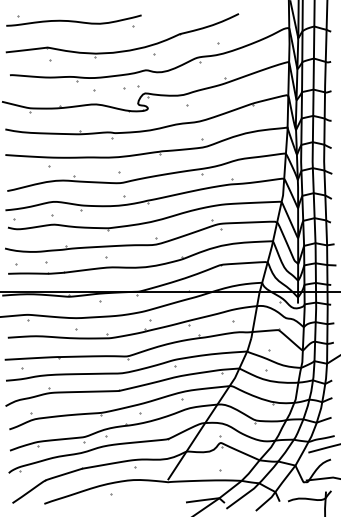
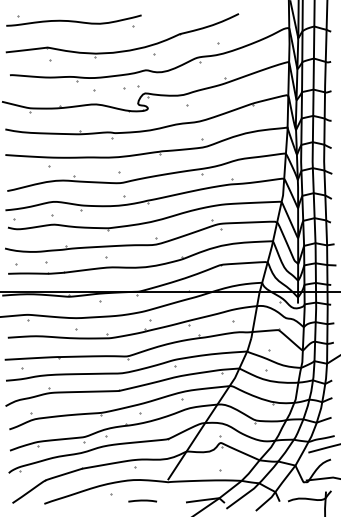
line: none -> present (142, 500)
